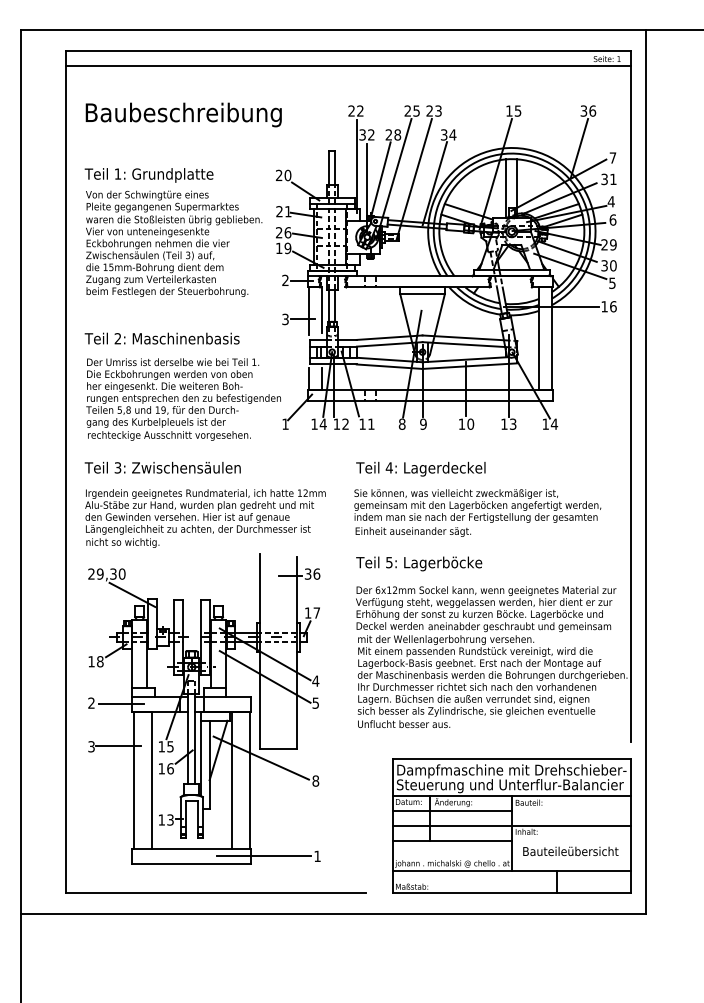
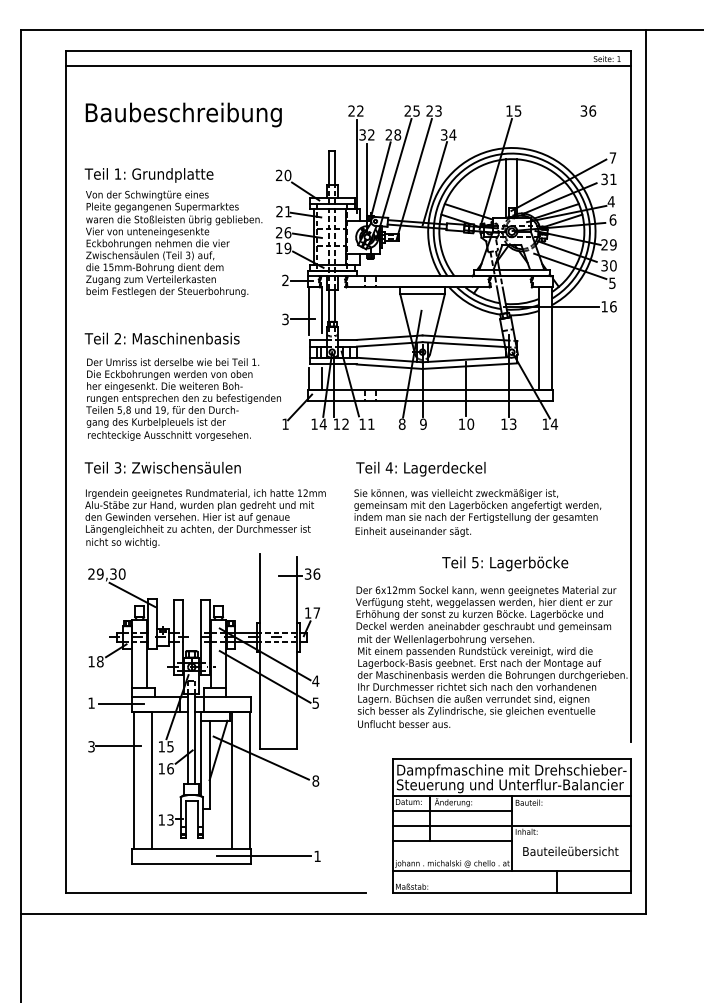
line: present -> none (579, 148)
text position: (419, 563) -> (505, 563) (505, 563)
text: 2 -> 1 (91, 702)
